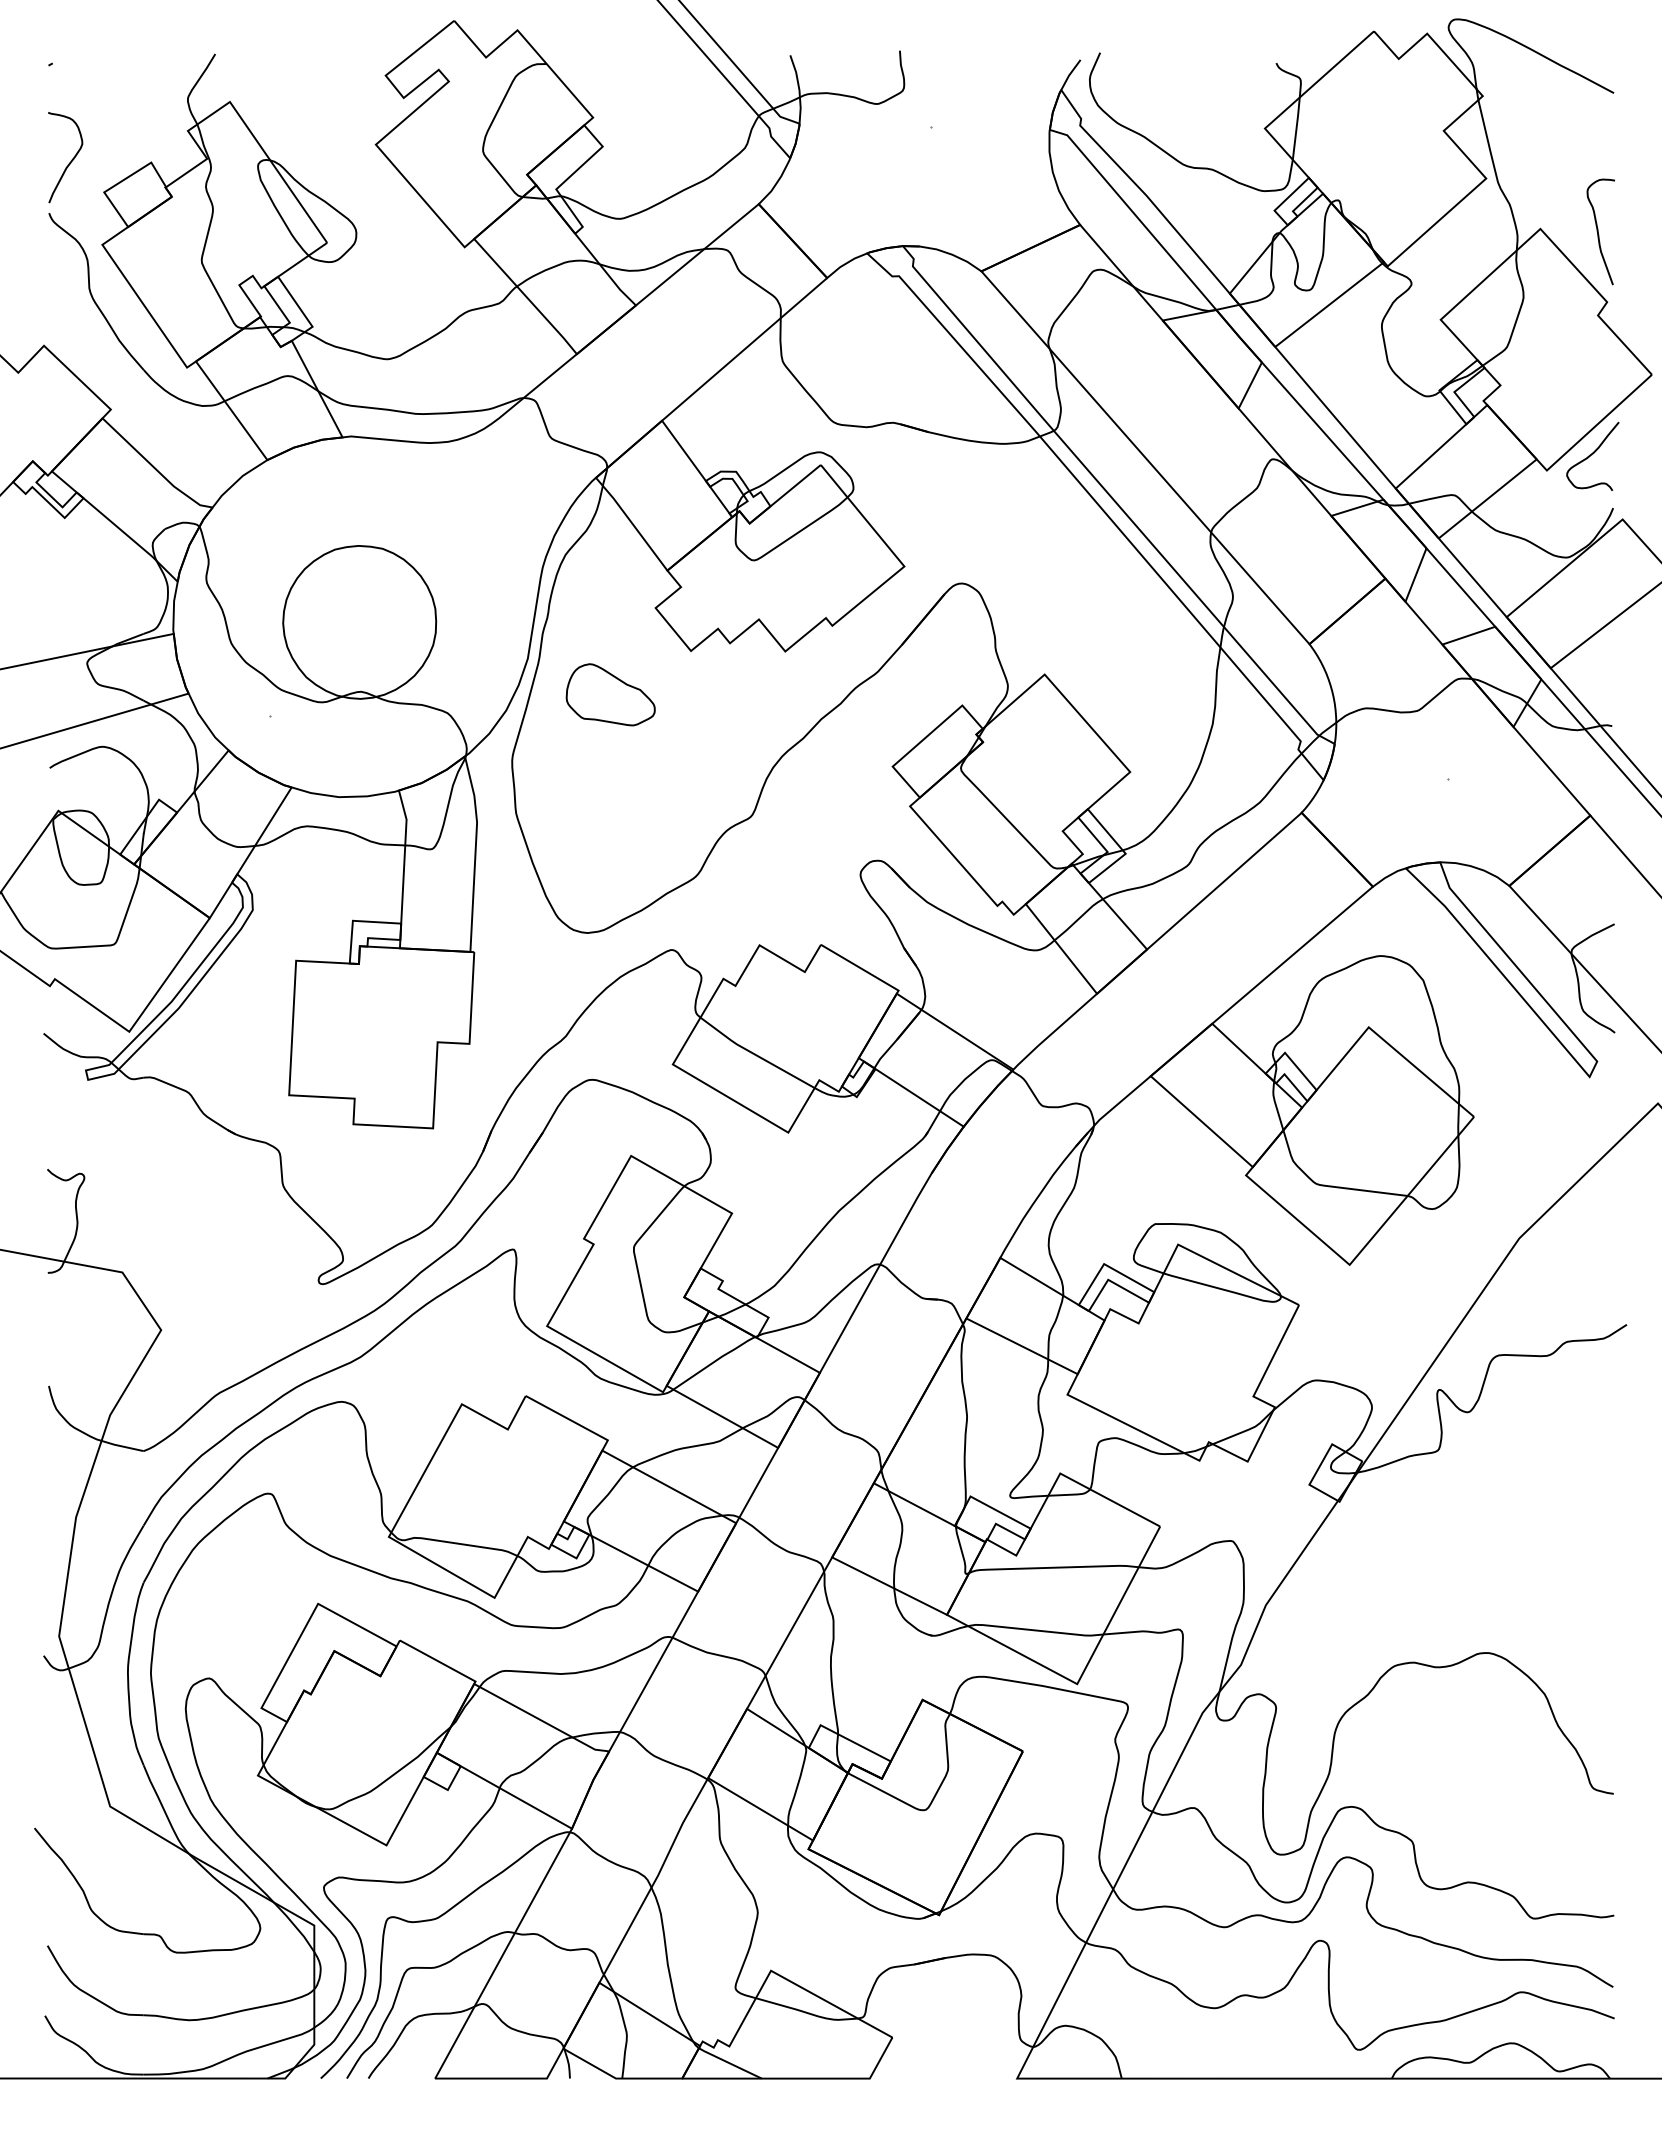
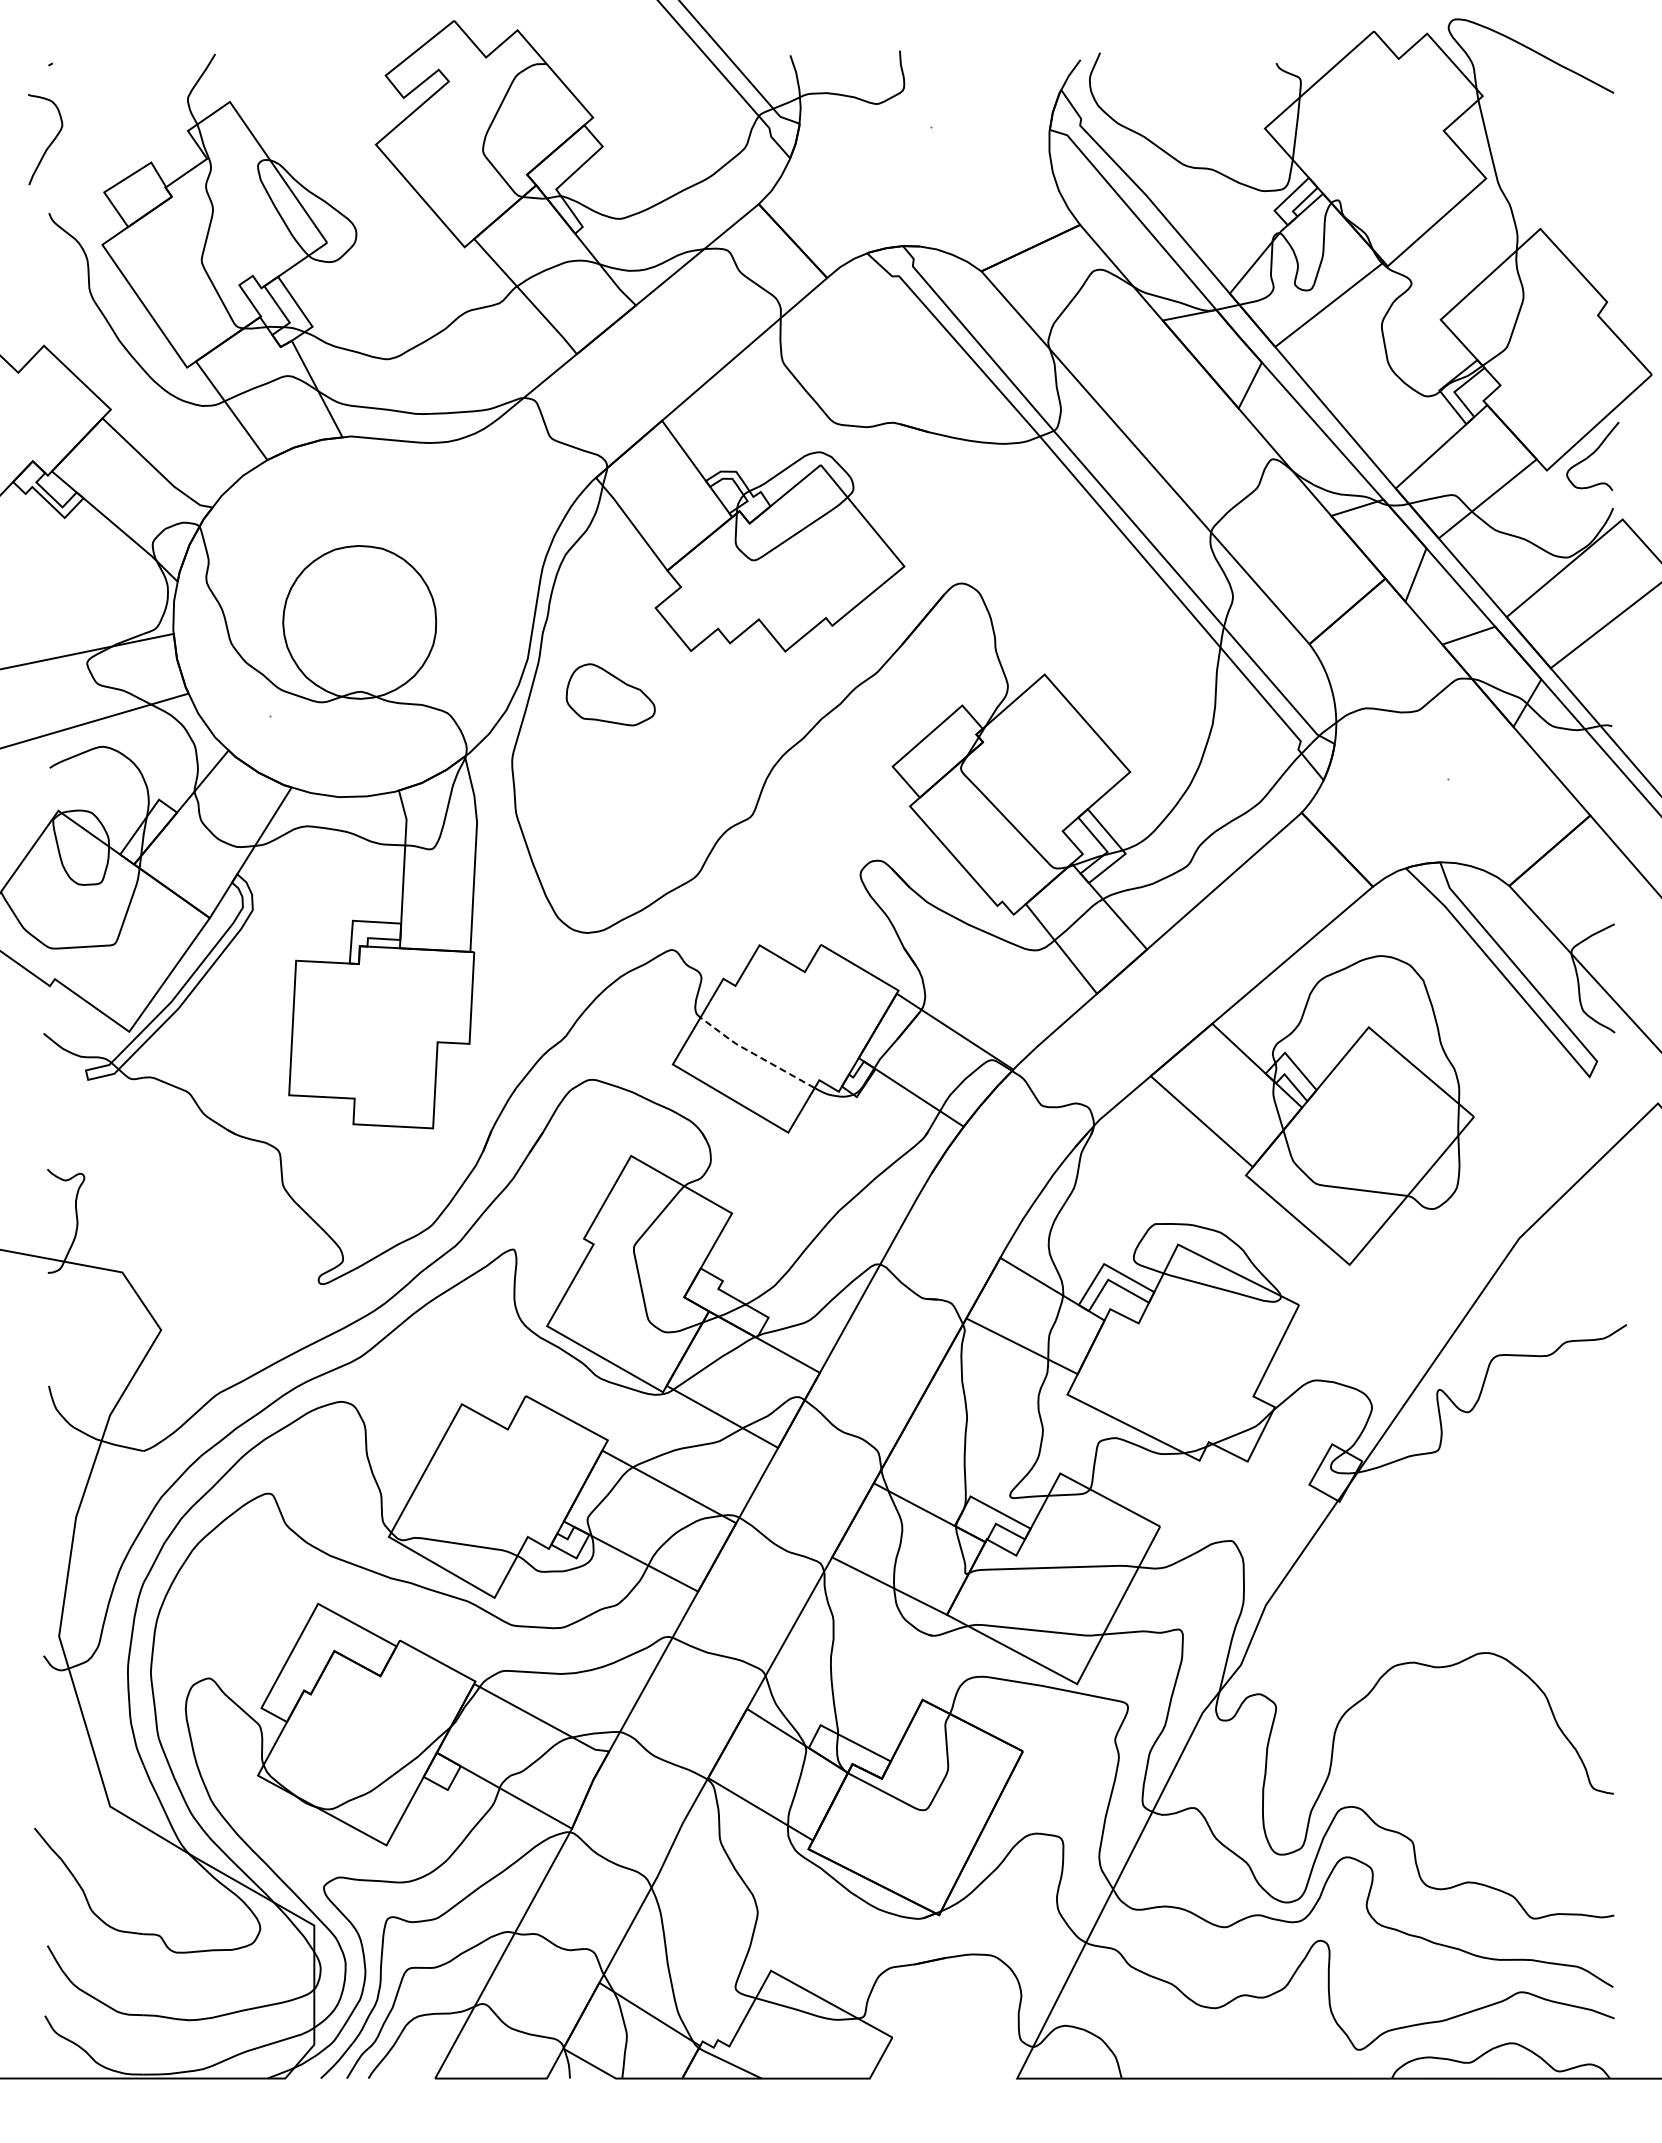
curve position: (71, 159) -> (51, 141) (51, 141)
curve: present -> none (1598, 231)
line: solid -> dashed (754, 1054)
